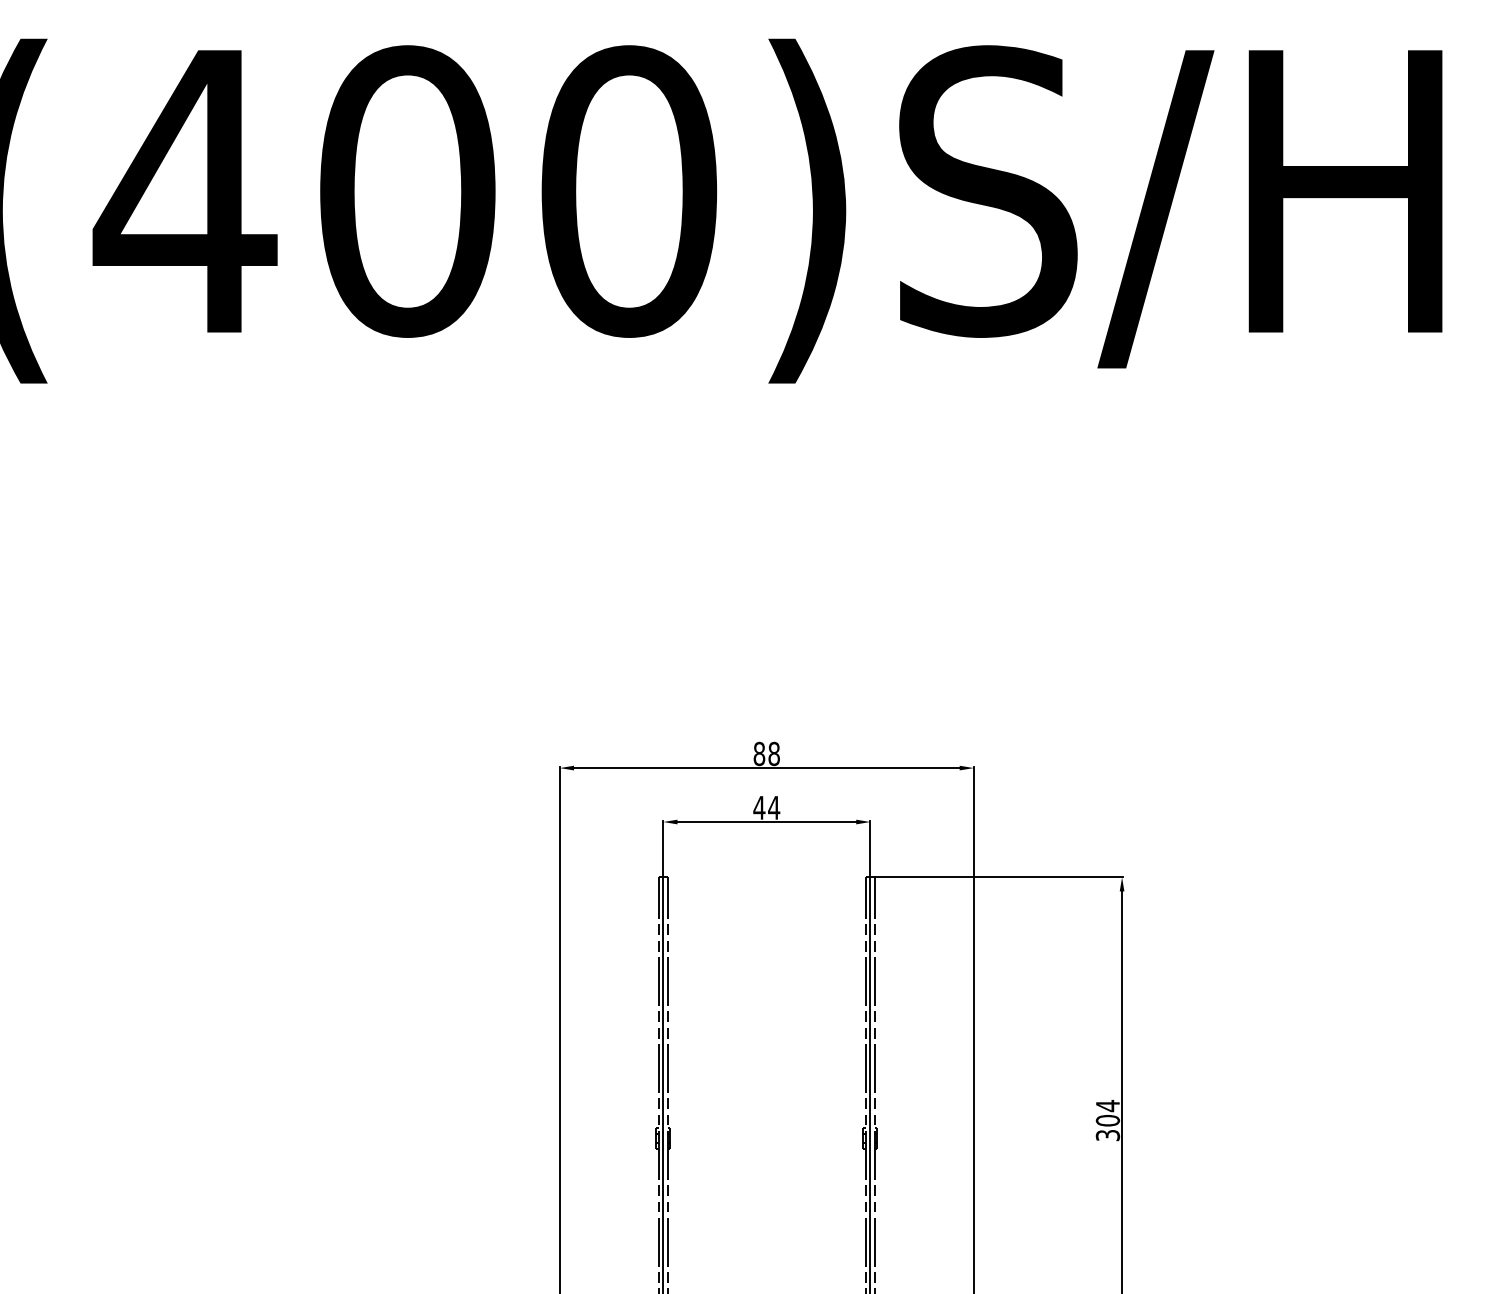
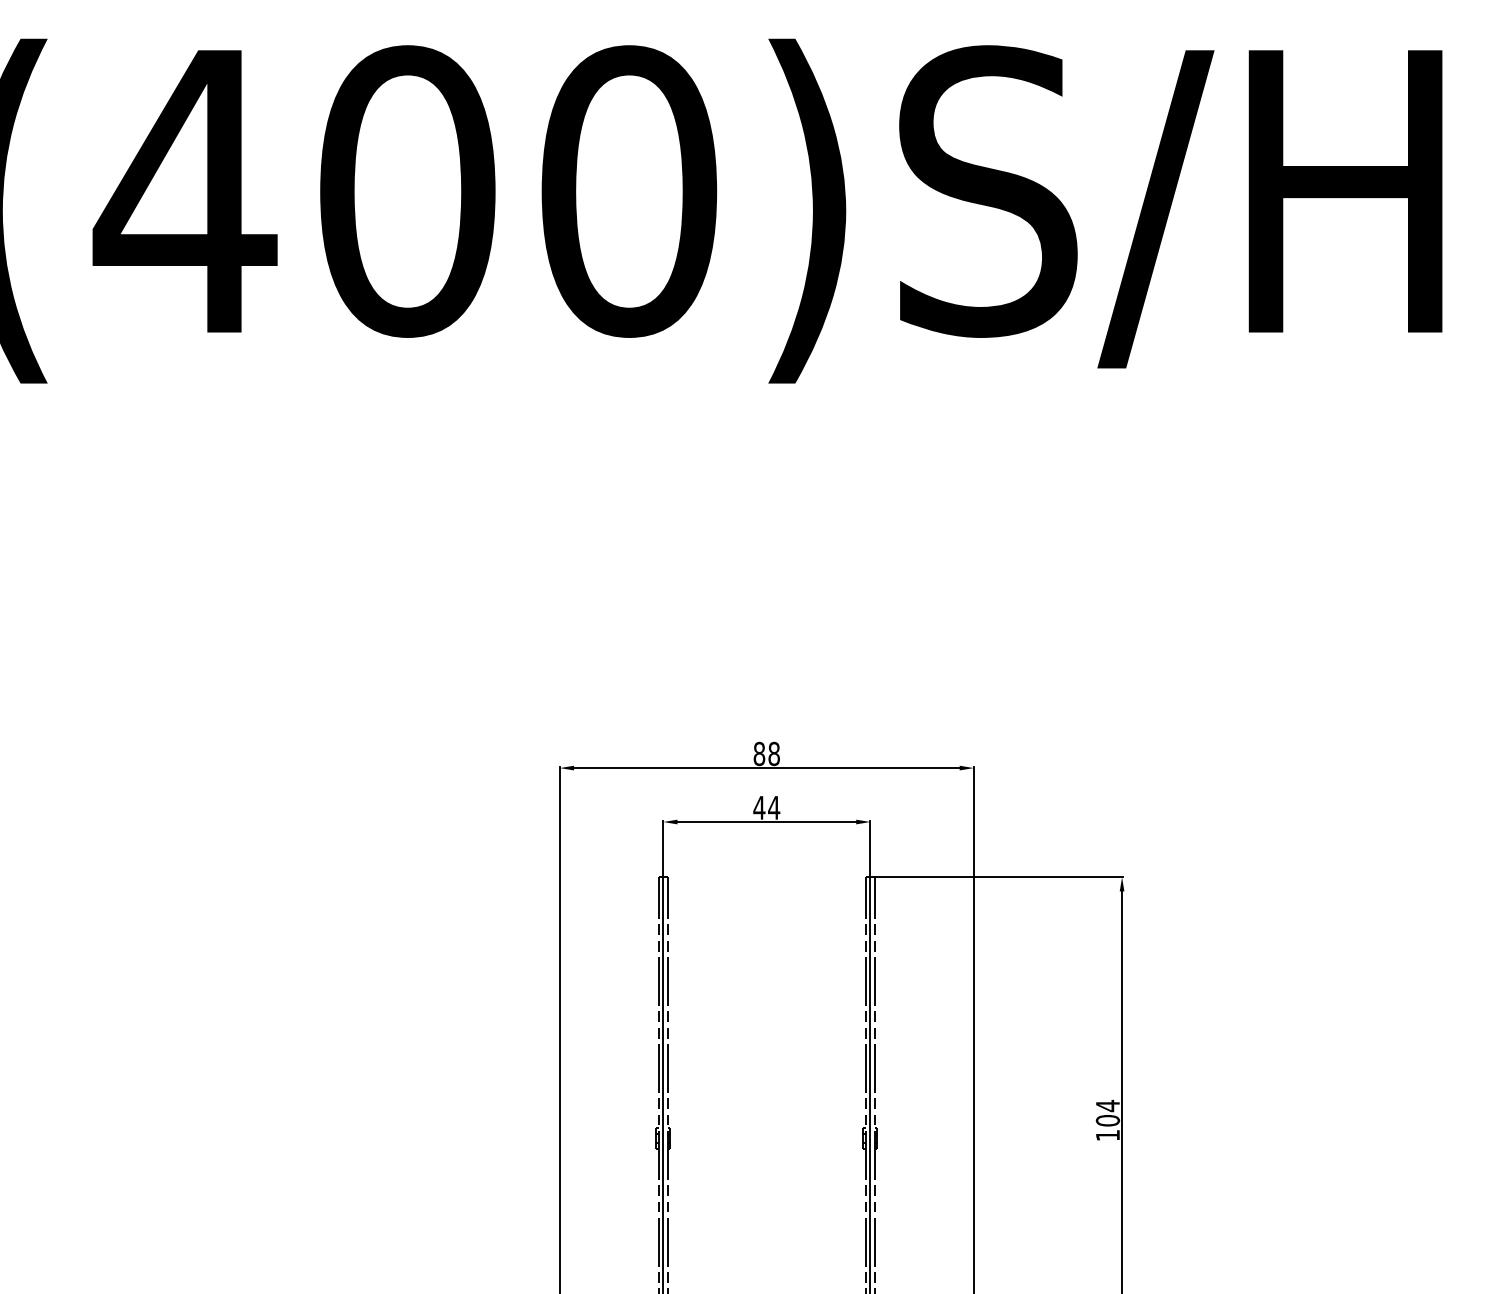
text: 304 -> 104 (1107, 1135)
